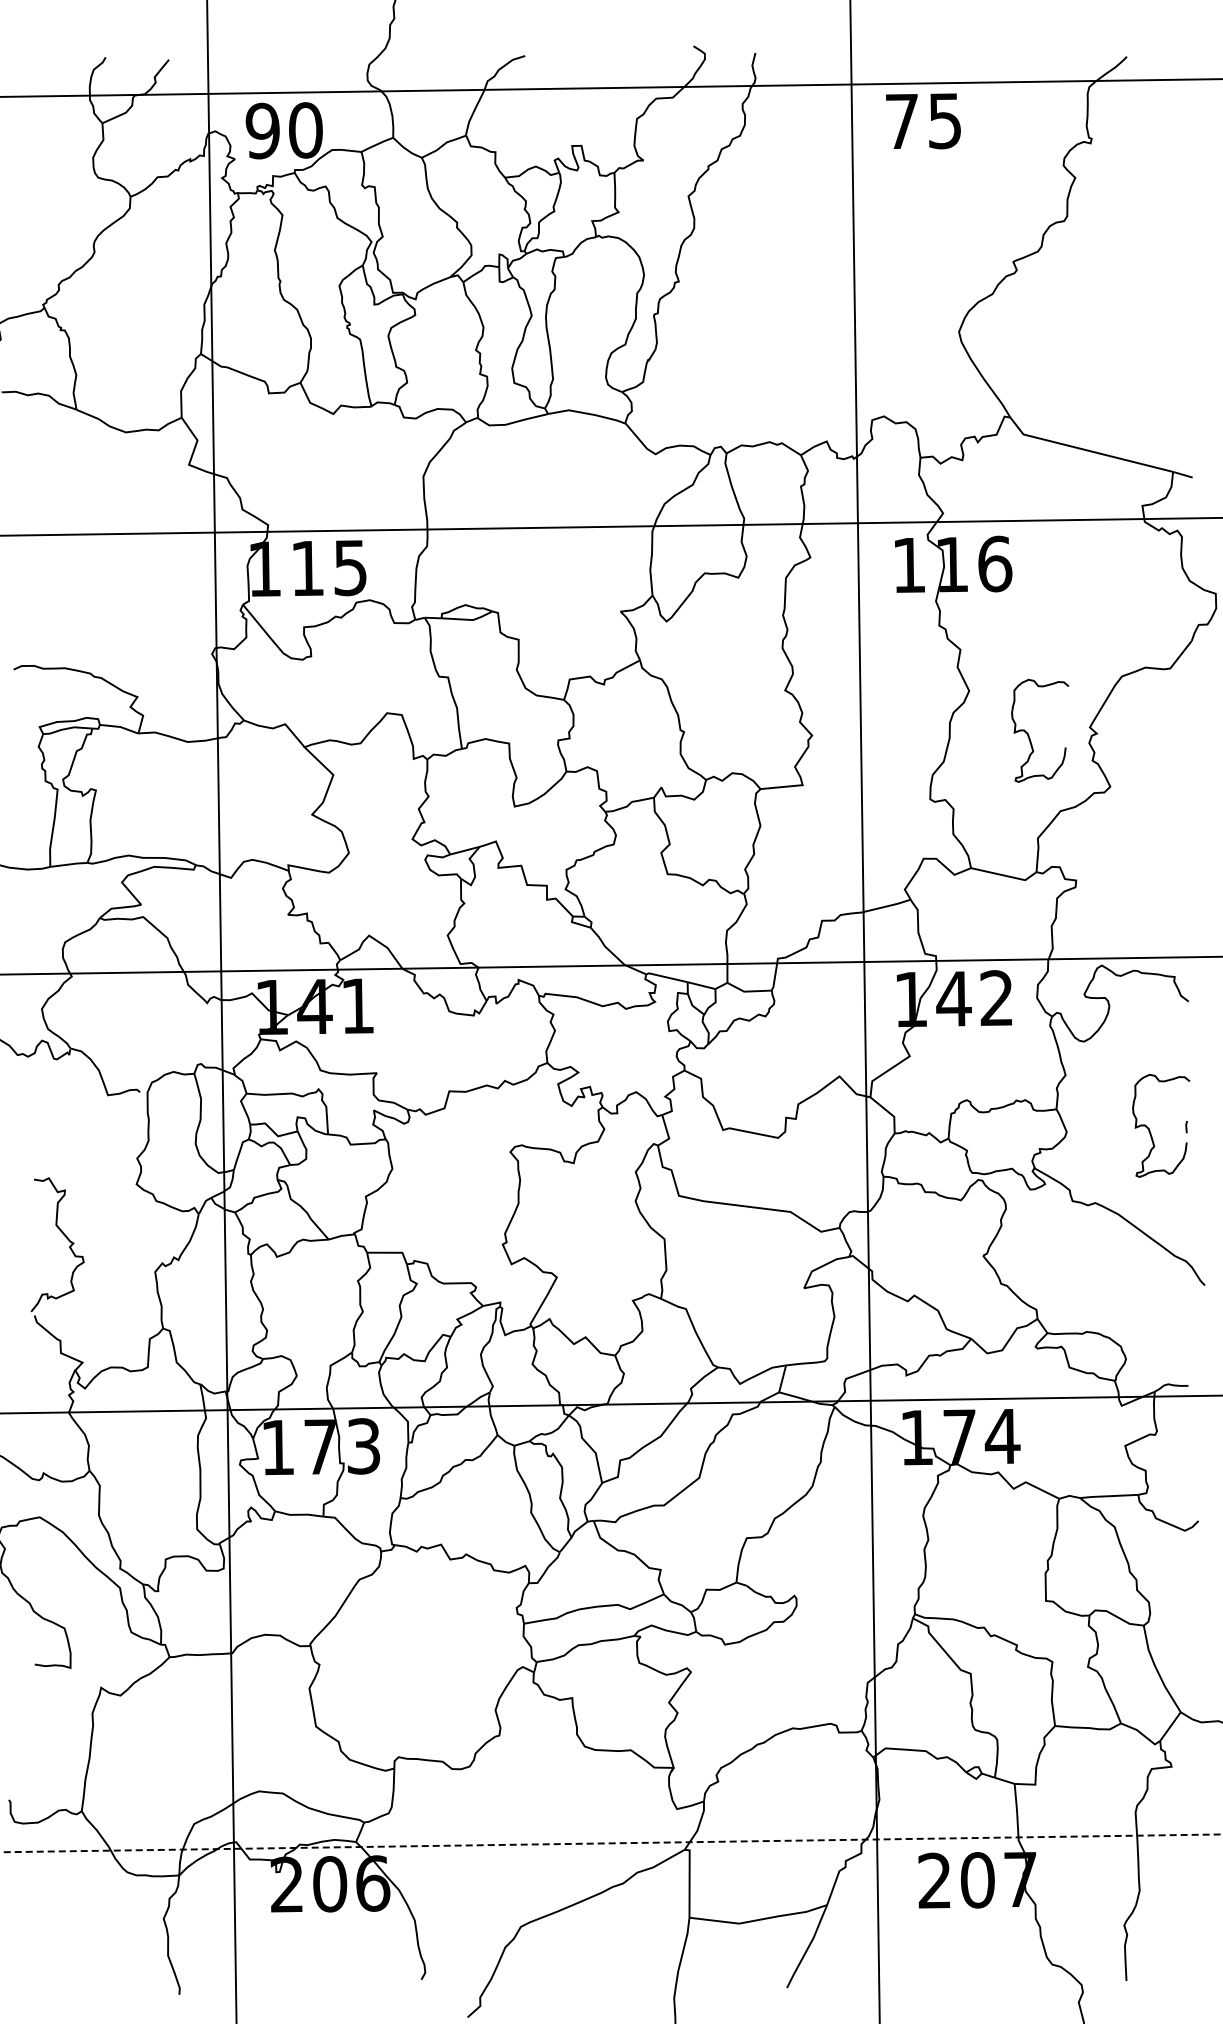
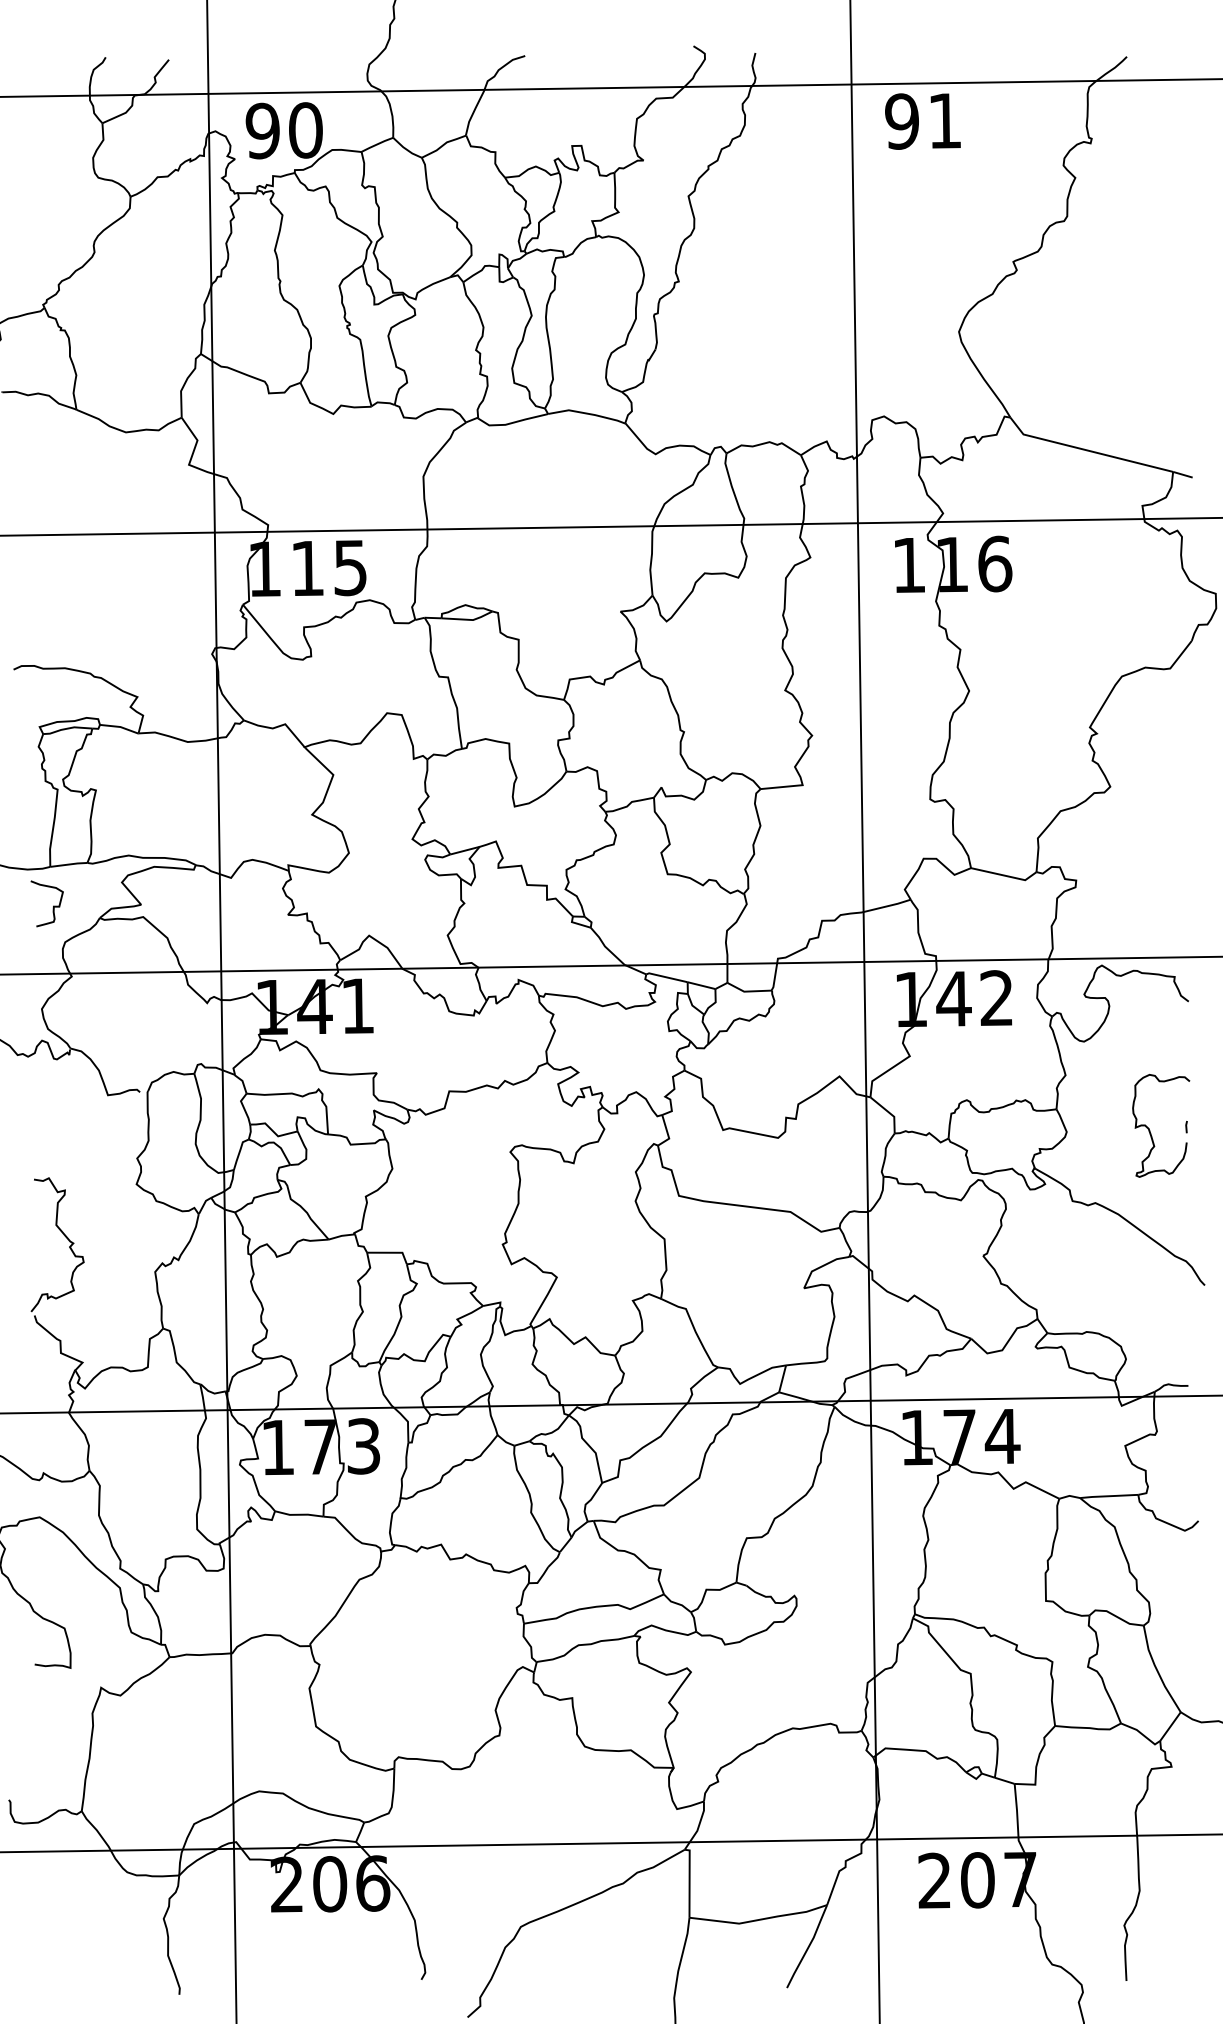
text: 75 -> 91 (922, 121)
curve: present -> none (1029, 735)
curve: none -> present (53, 905)
line: dashed -> solid (611, 1843)
